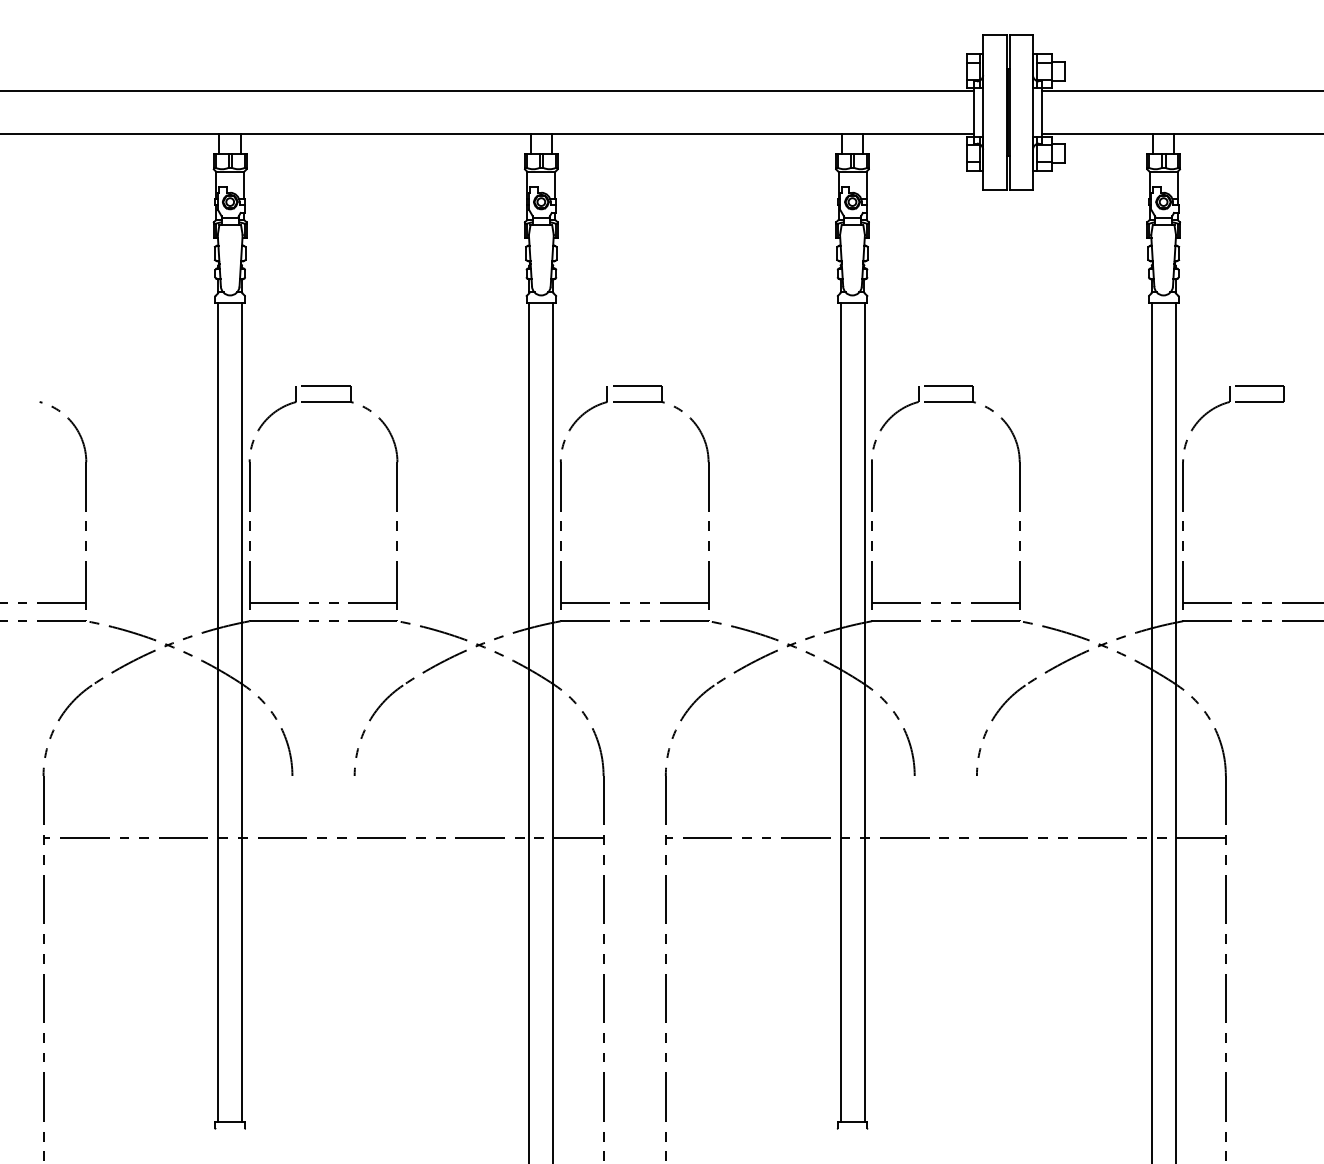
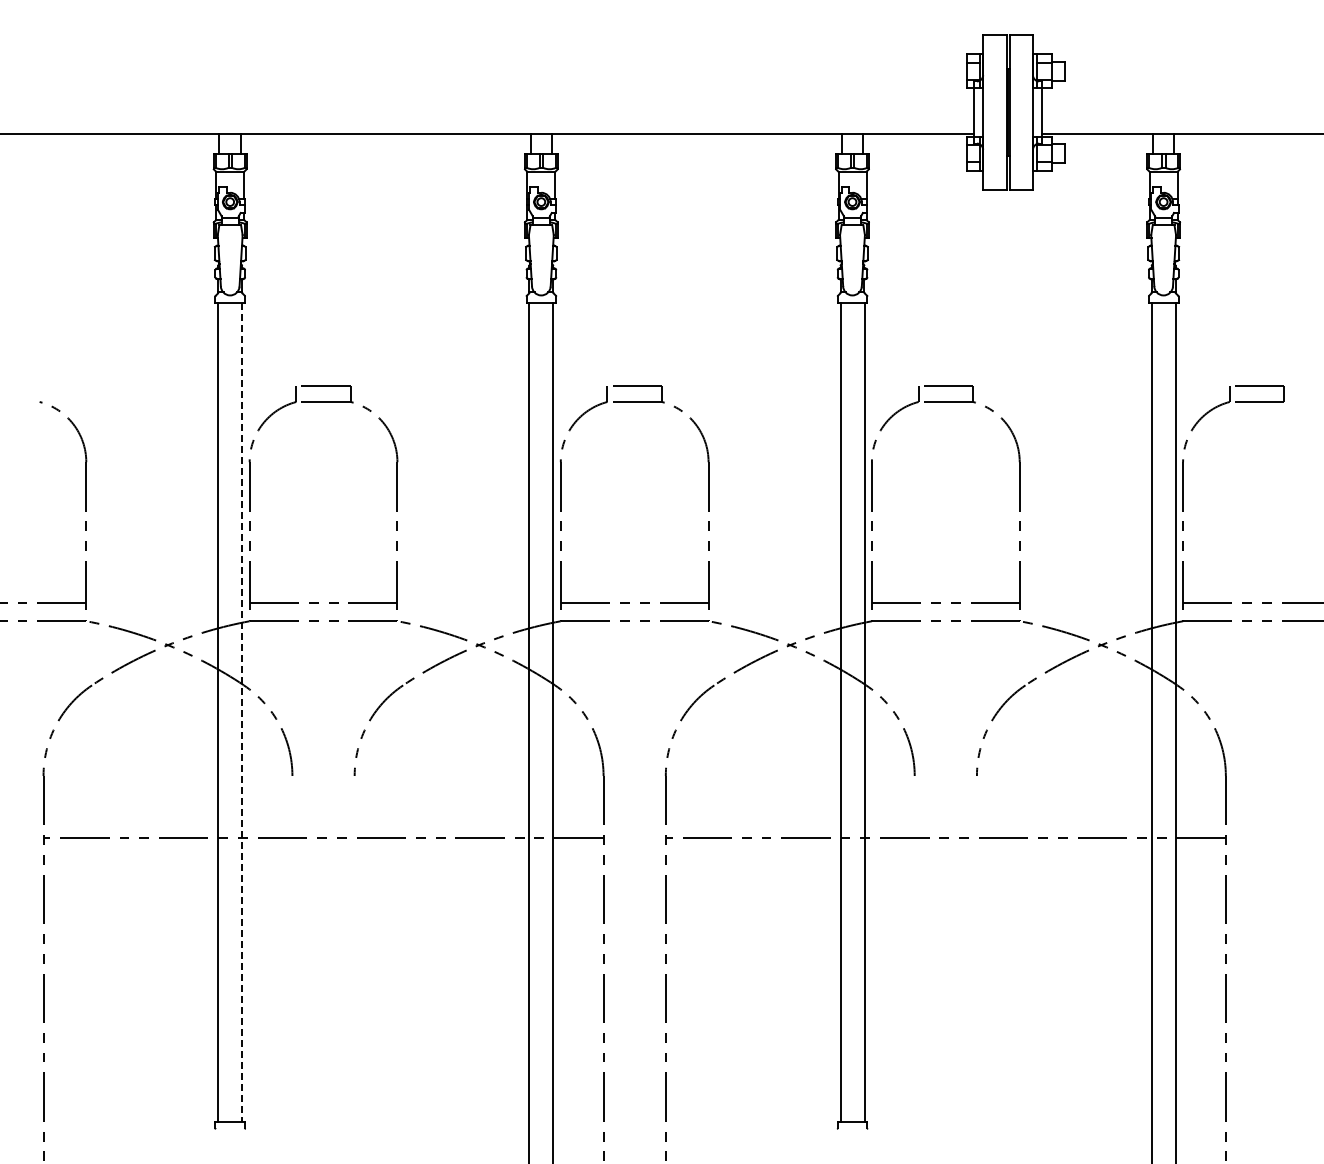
line: present -> none (487, 91)
line: present -> none (1181, 91)
line: solid -> dashed (242, 712)
